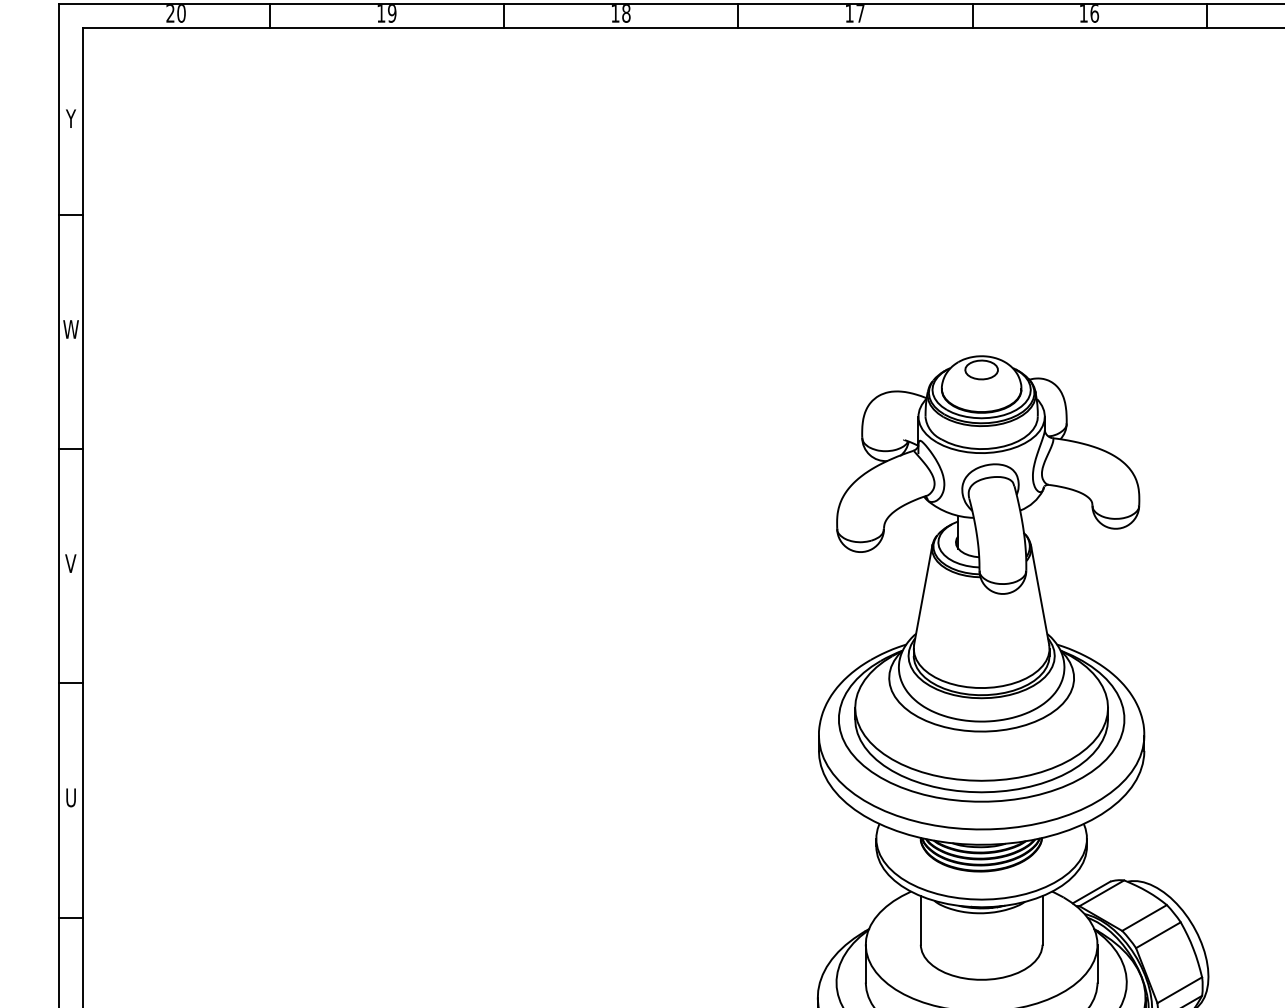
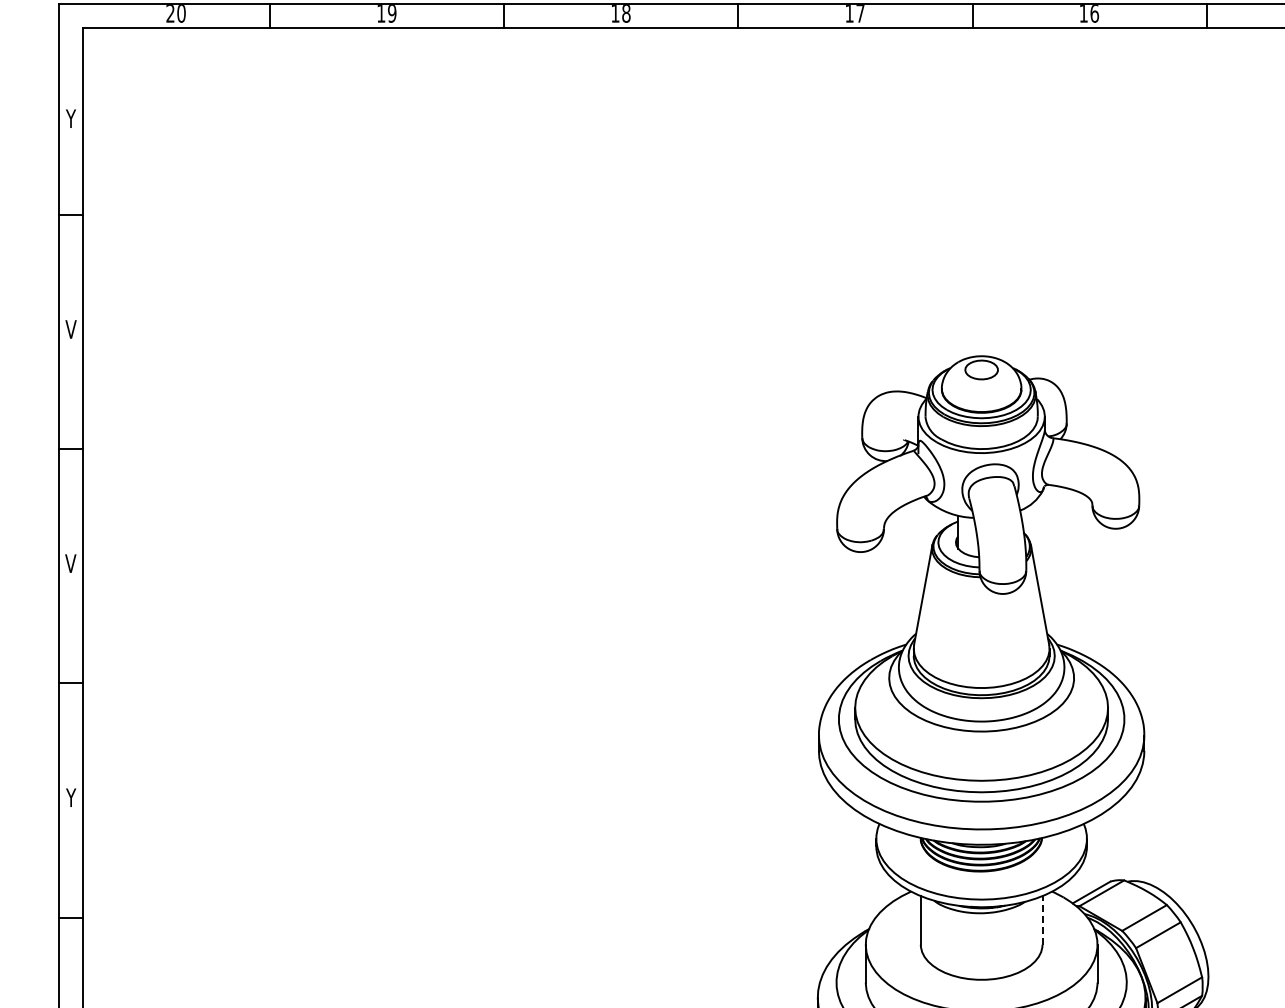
text: W -> V (70, 329)
text: U -> Y (71, 797)
line: solid -> dashed (1042, 919)
